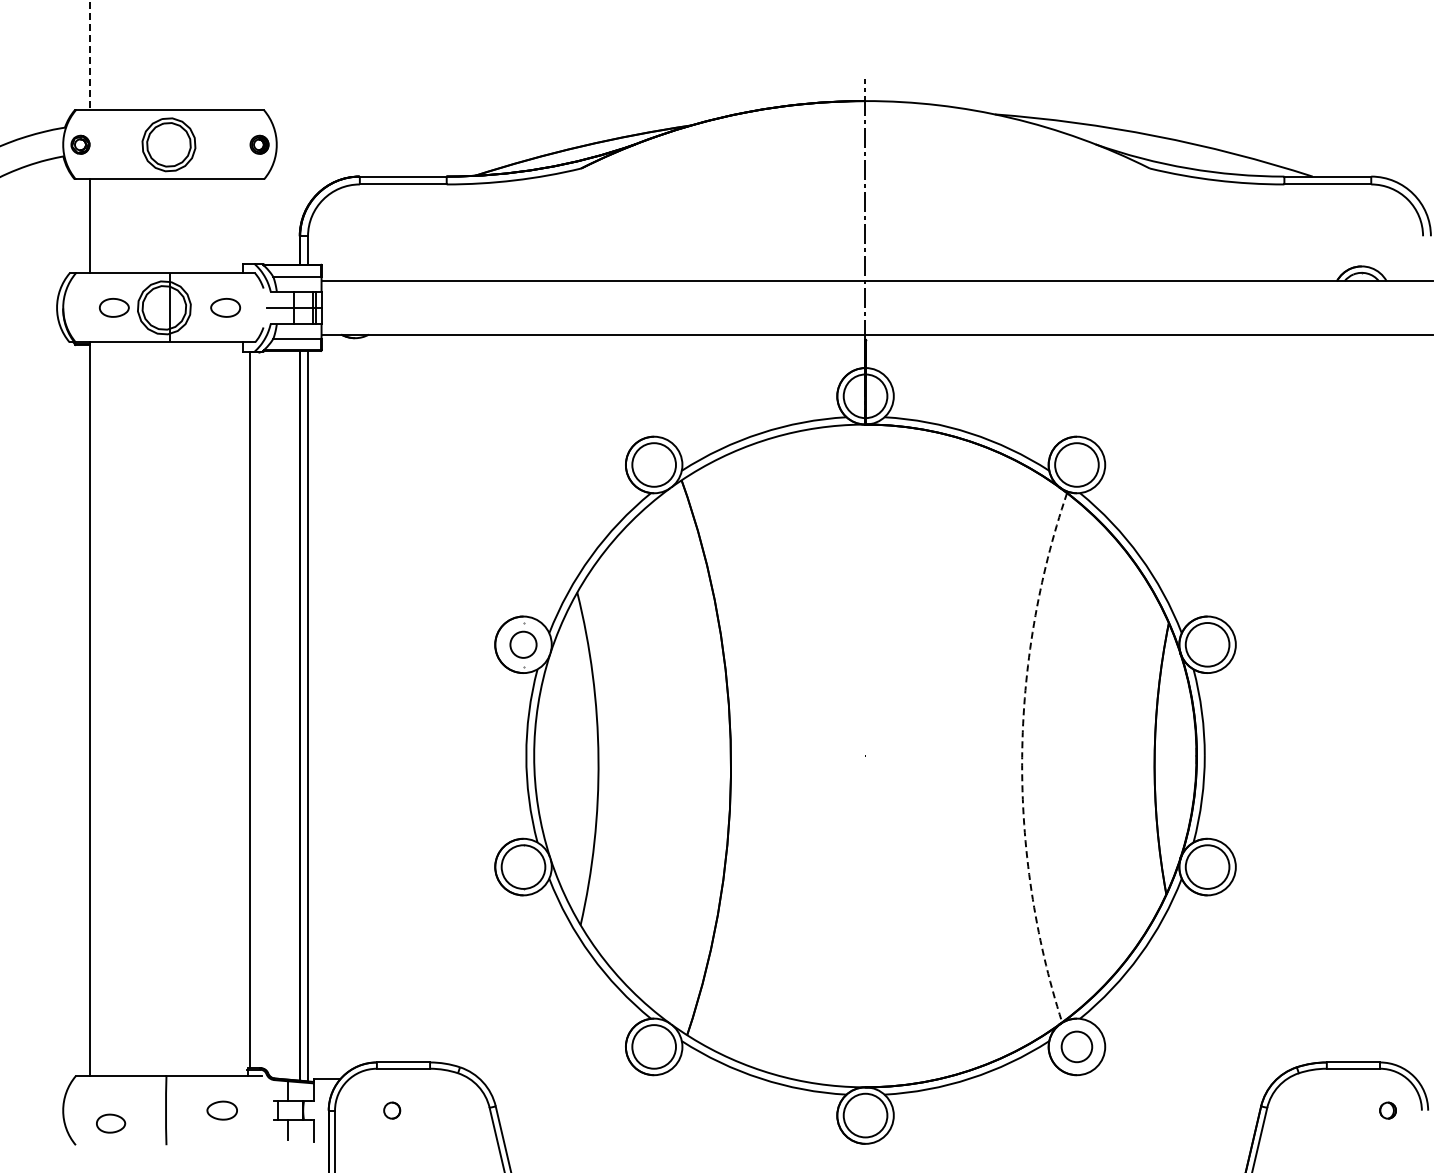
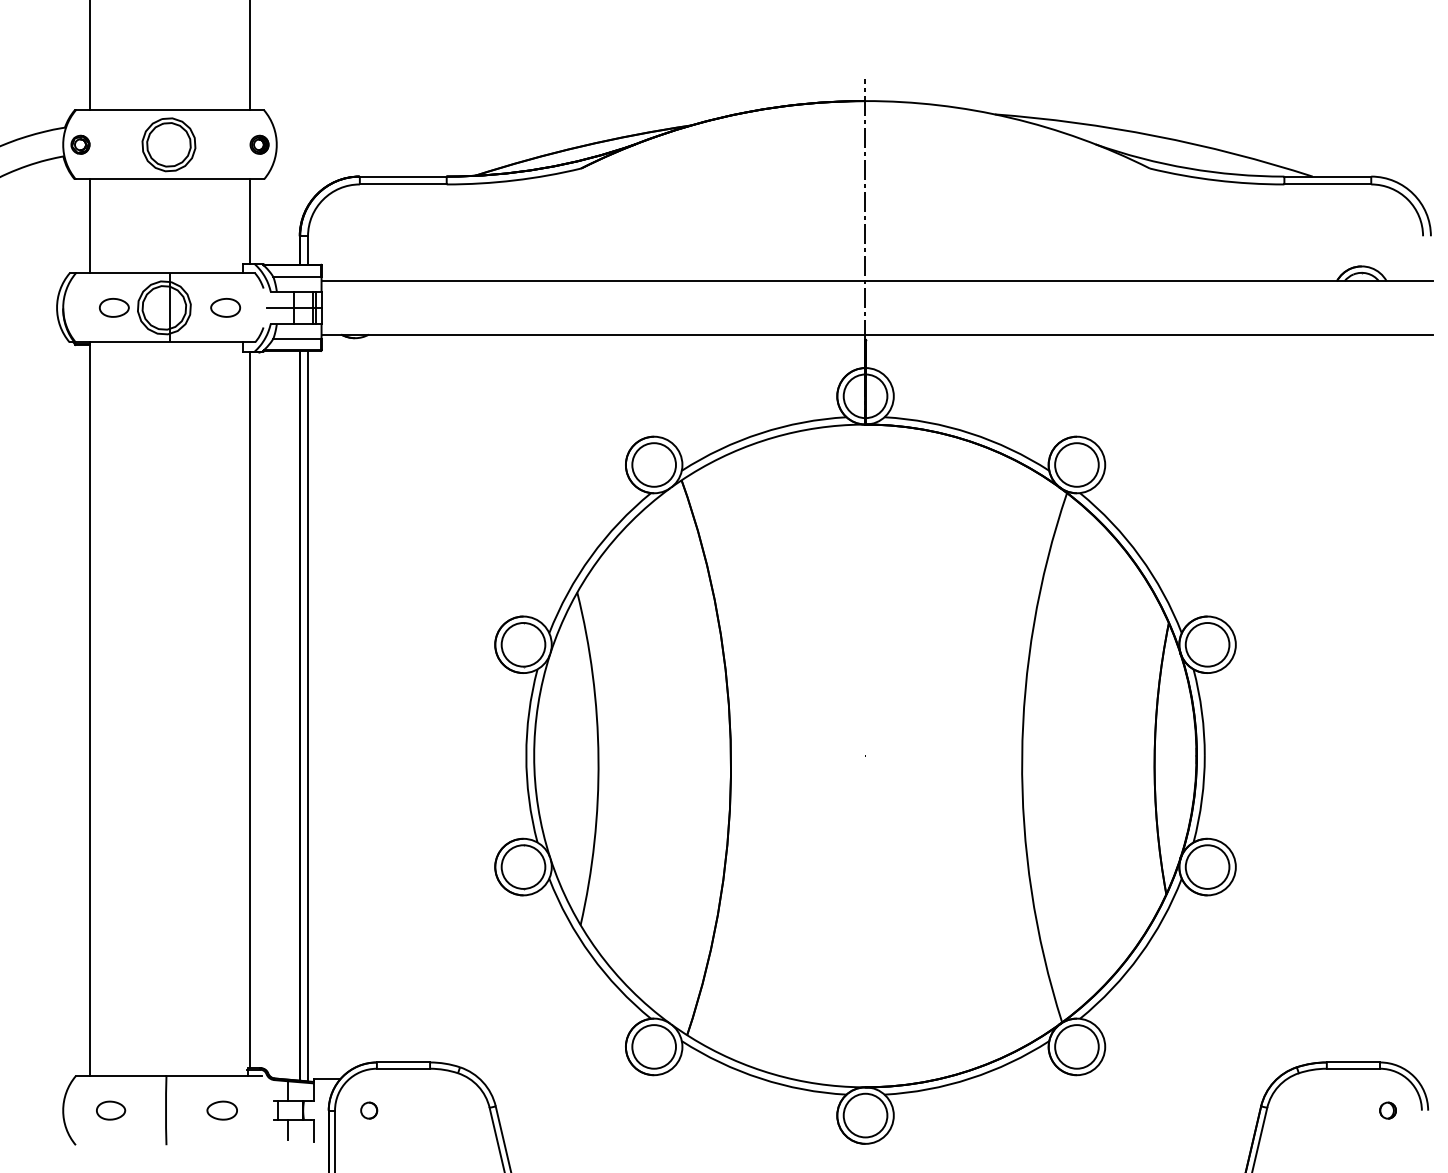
line: dashed -> solid (90, 55)
line: none -> present (249, 56)
line: none -> present (249, 221)
circle diameter: 26 px -> 44 px (523, 644)
arc: dashed -> solid (1022, 757)
circle diameter: 31 px -> 44 px (1076, 1046)
circle position: (392, 1110) -> (369, 1110) (369, 1110)
part position: (111, 1123) -> (111, 1110) (111, 1110)
